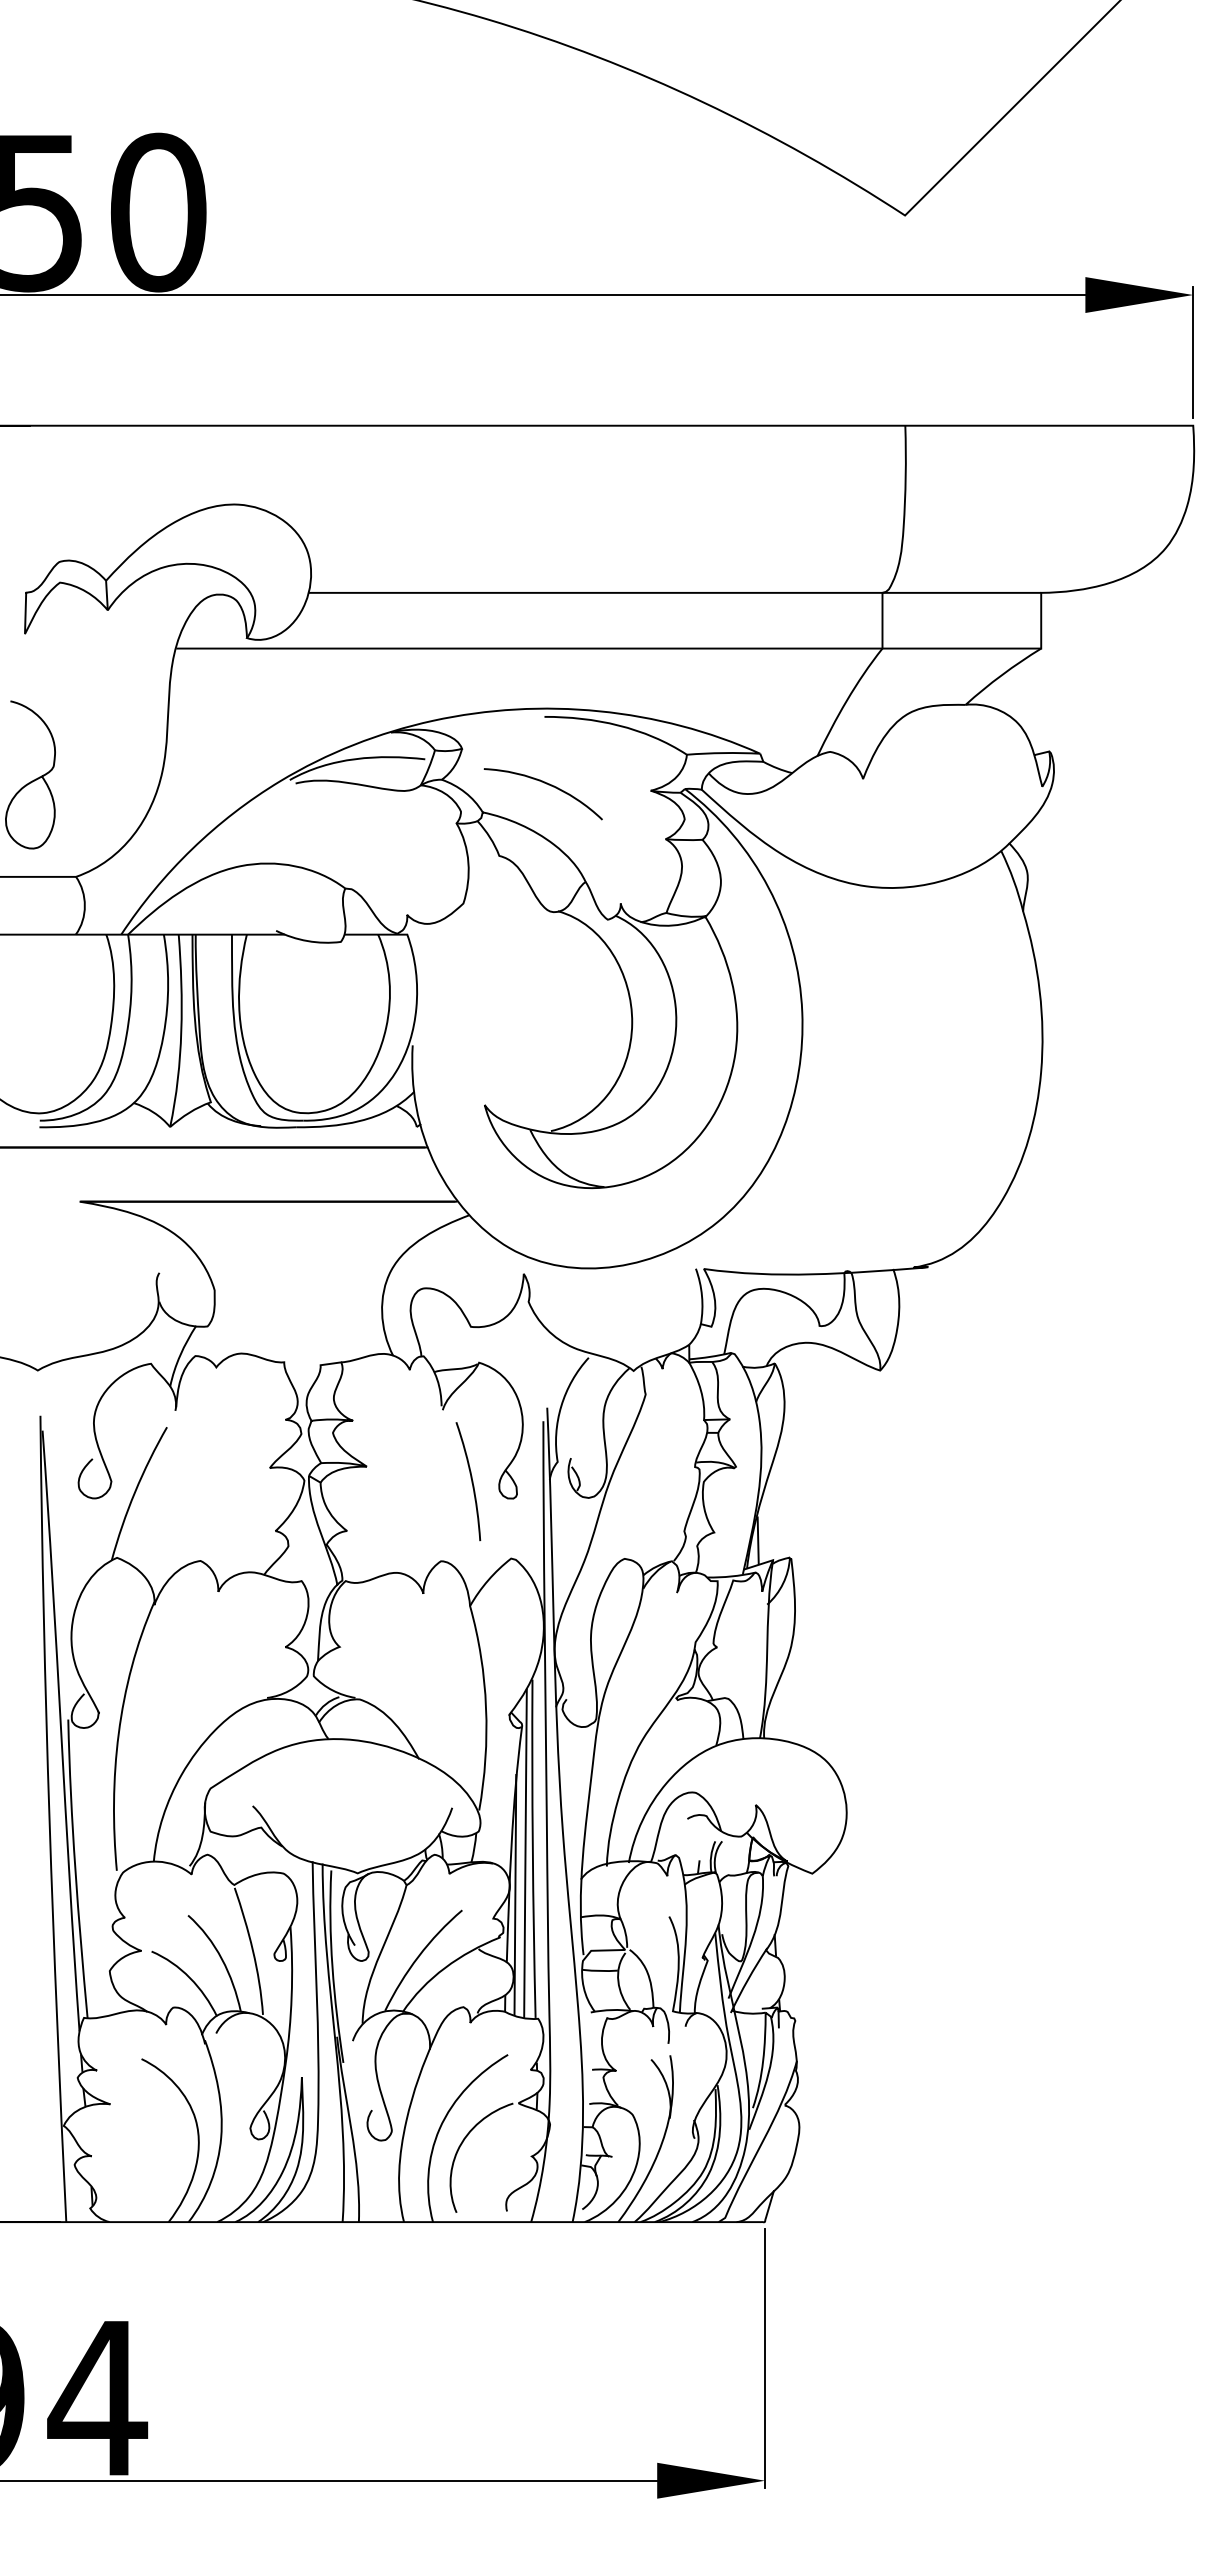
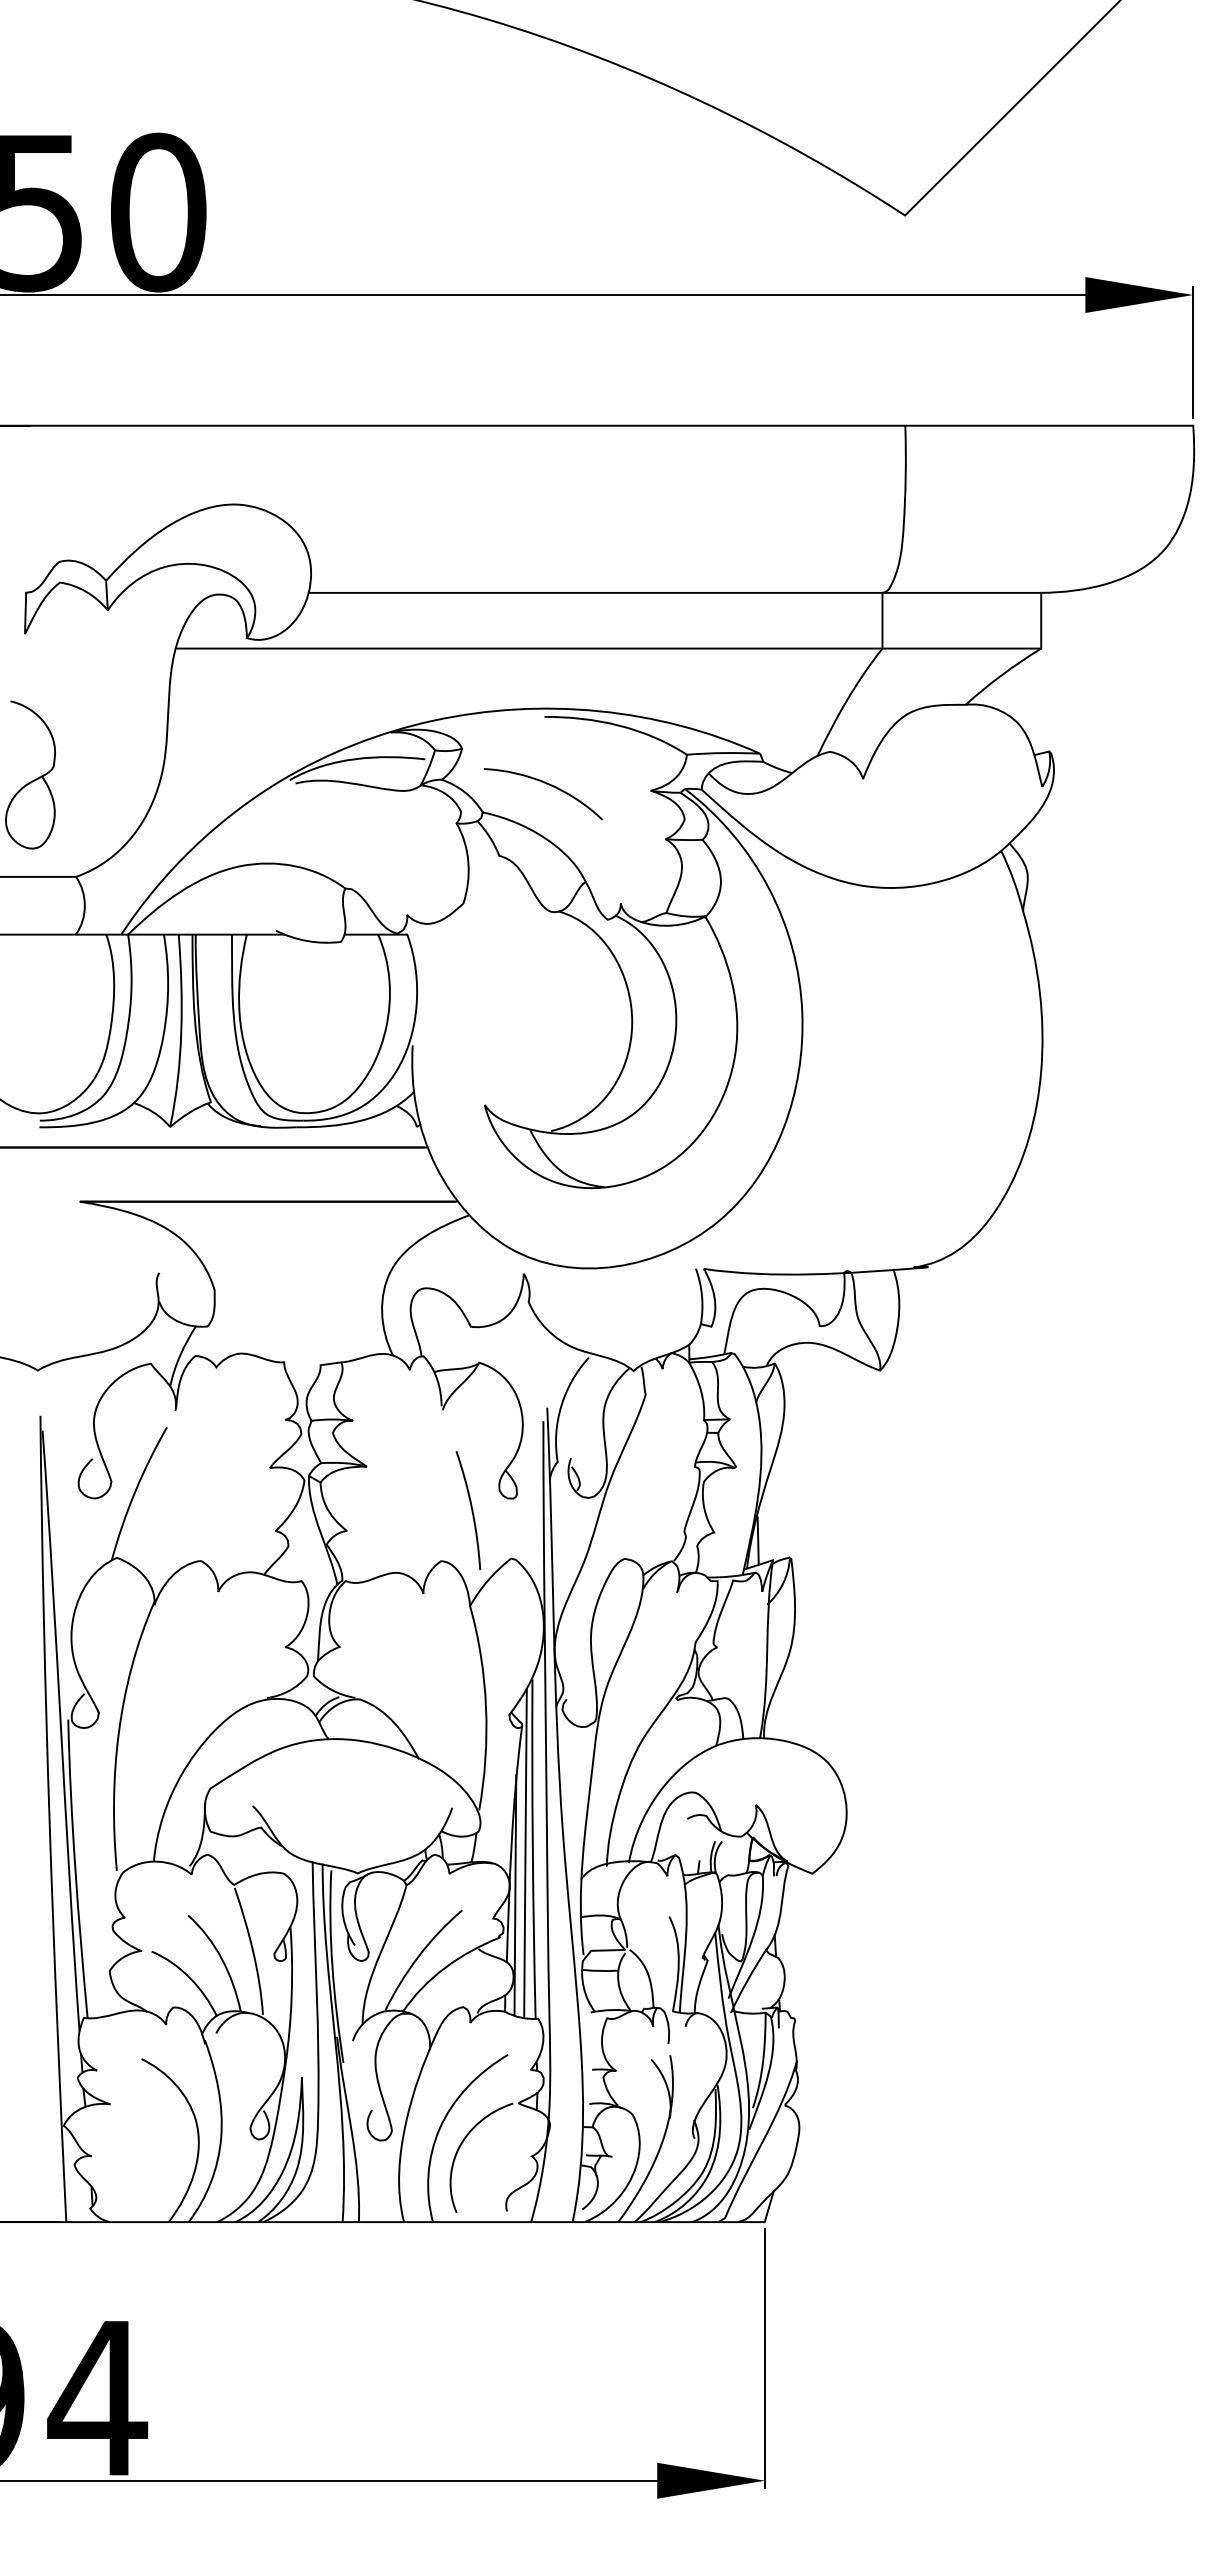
curve position: (471, 1481) -> (471, 1510) (471, 1510)
